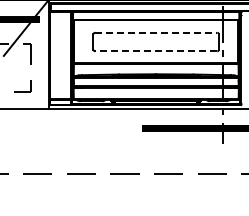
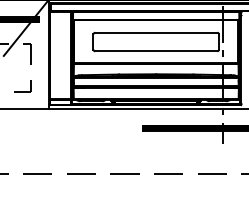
line: dashed -> solid (156, 32)
line: dashed -> solid (155, 51)
